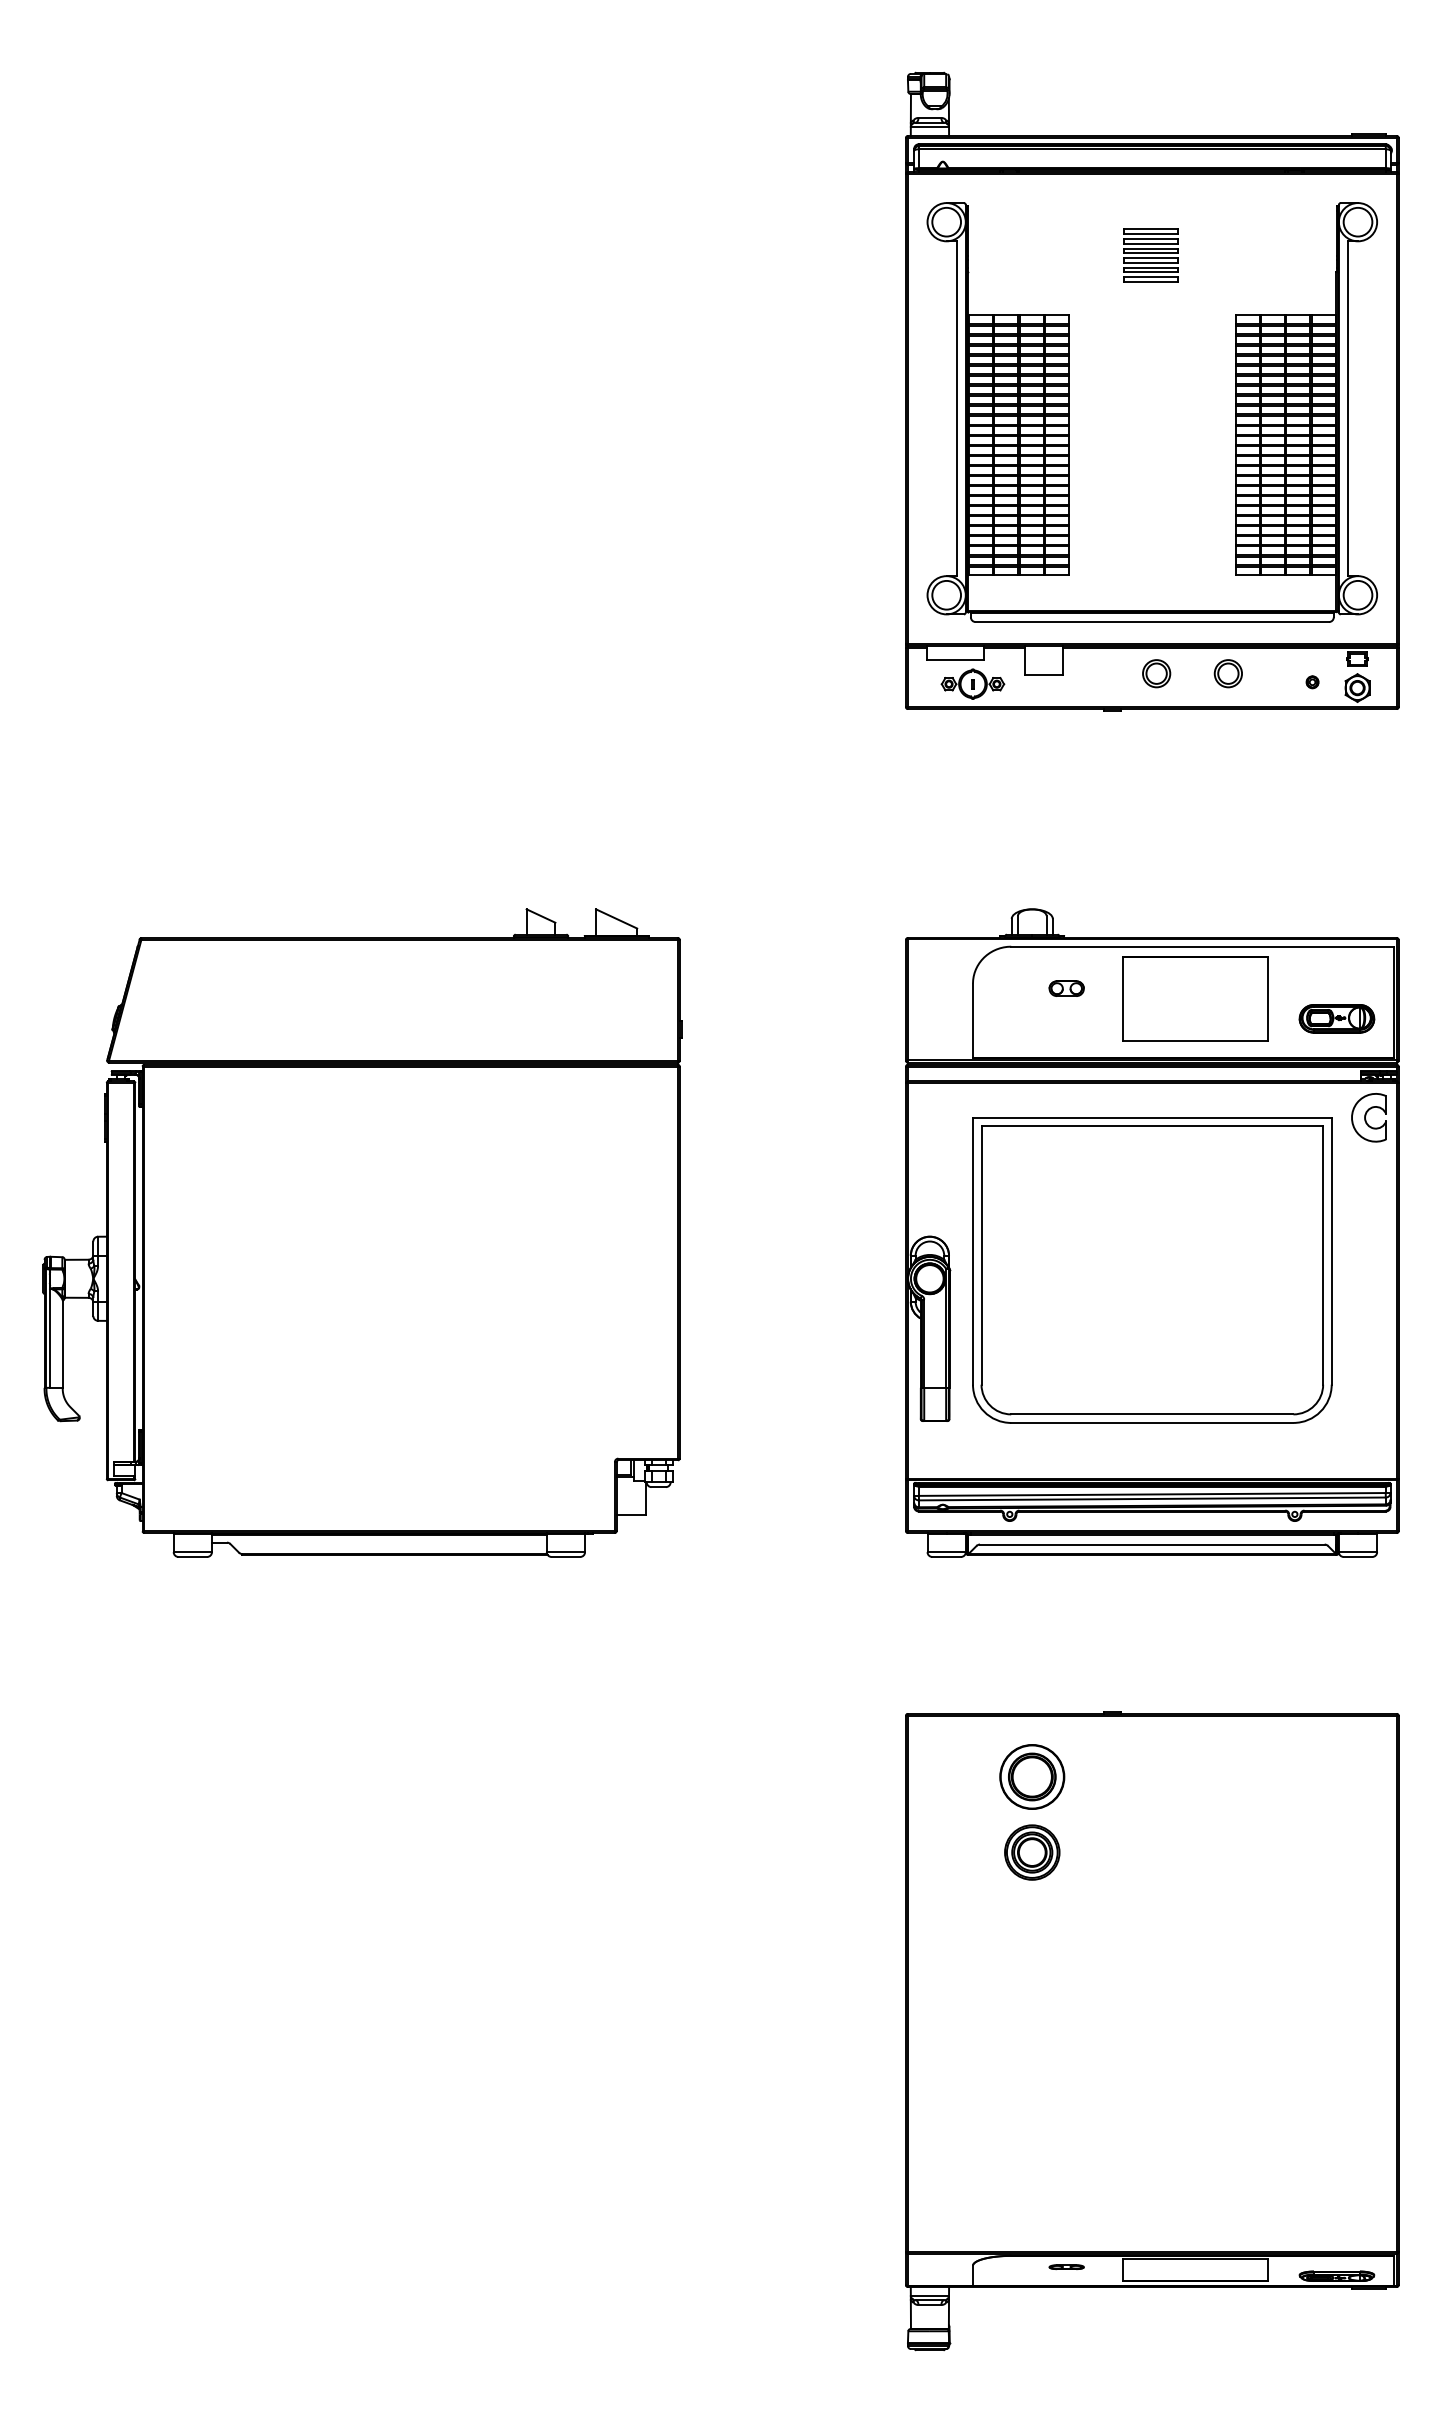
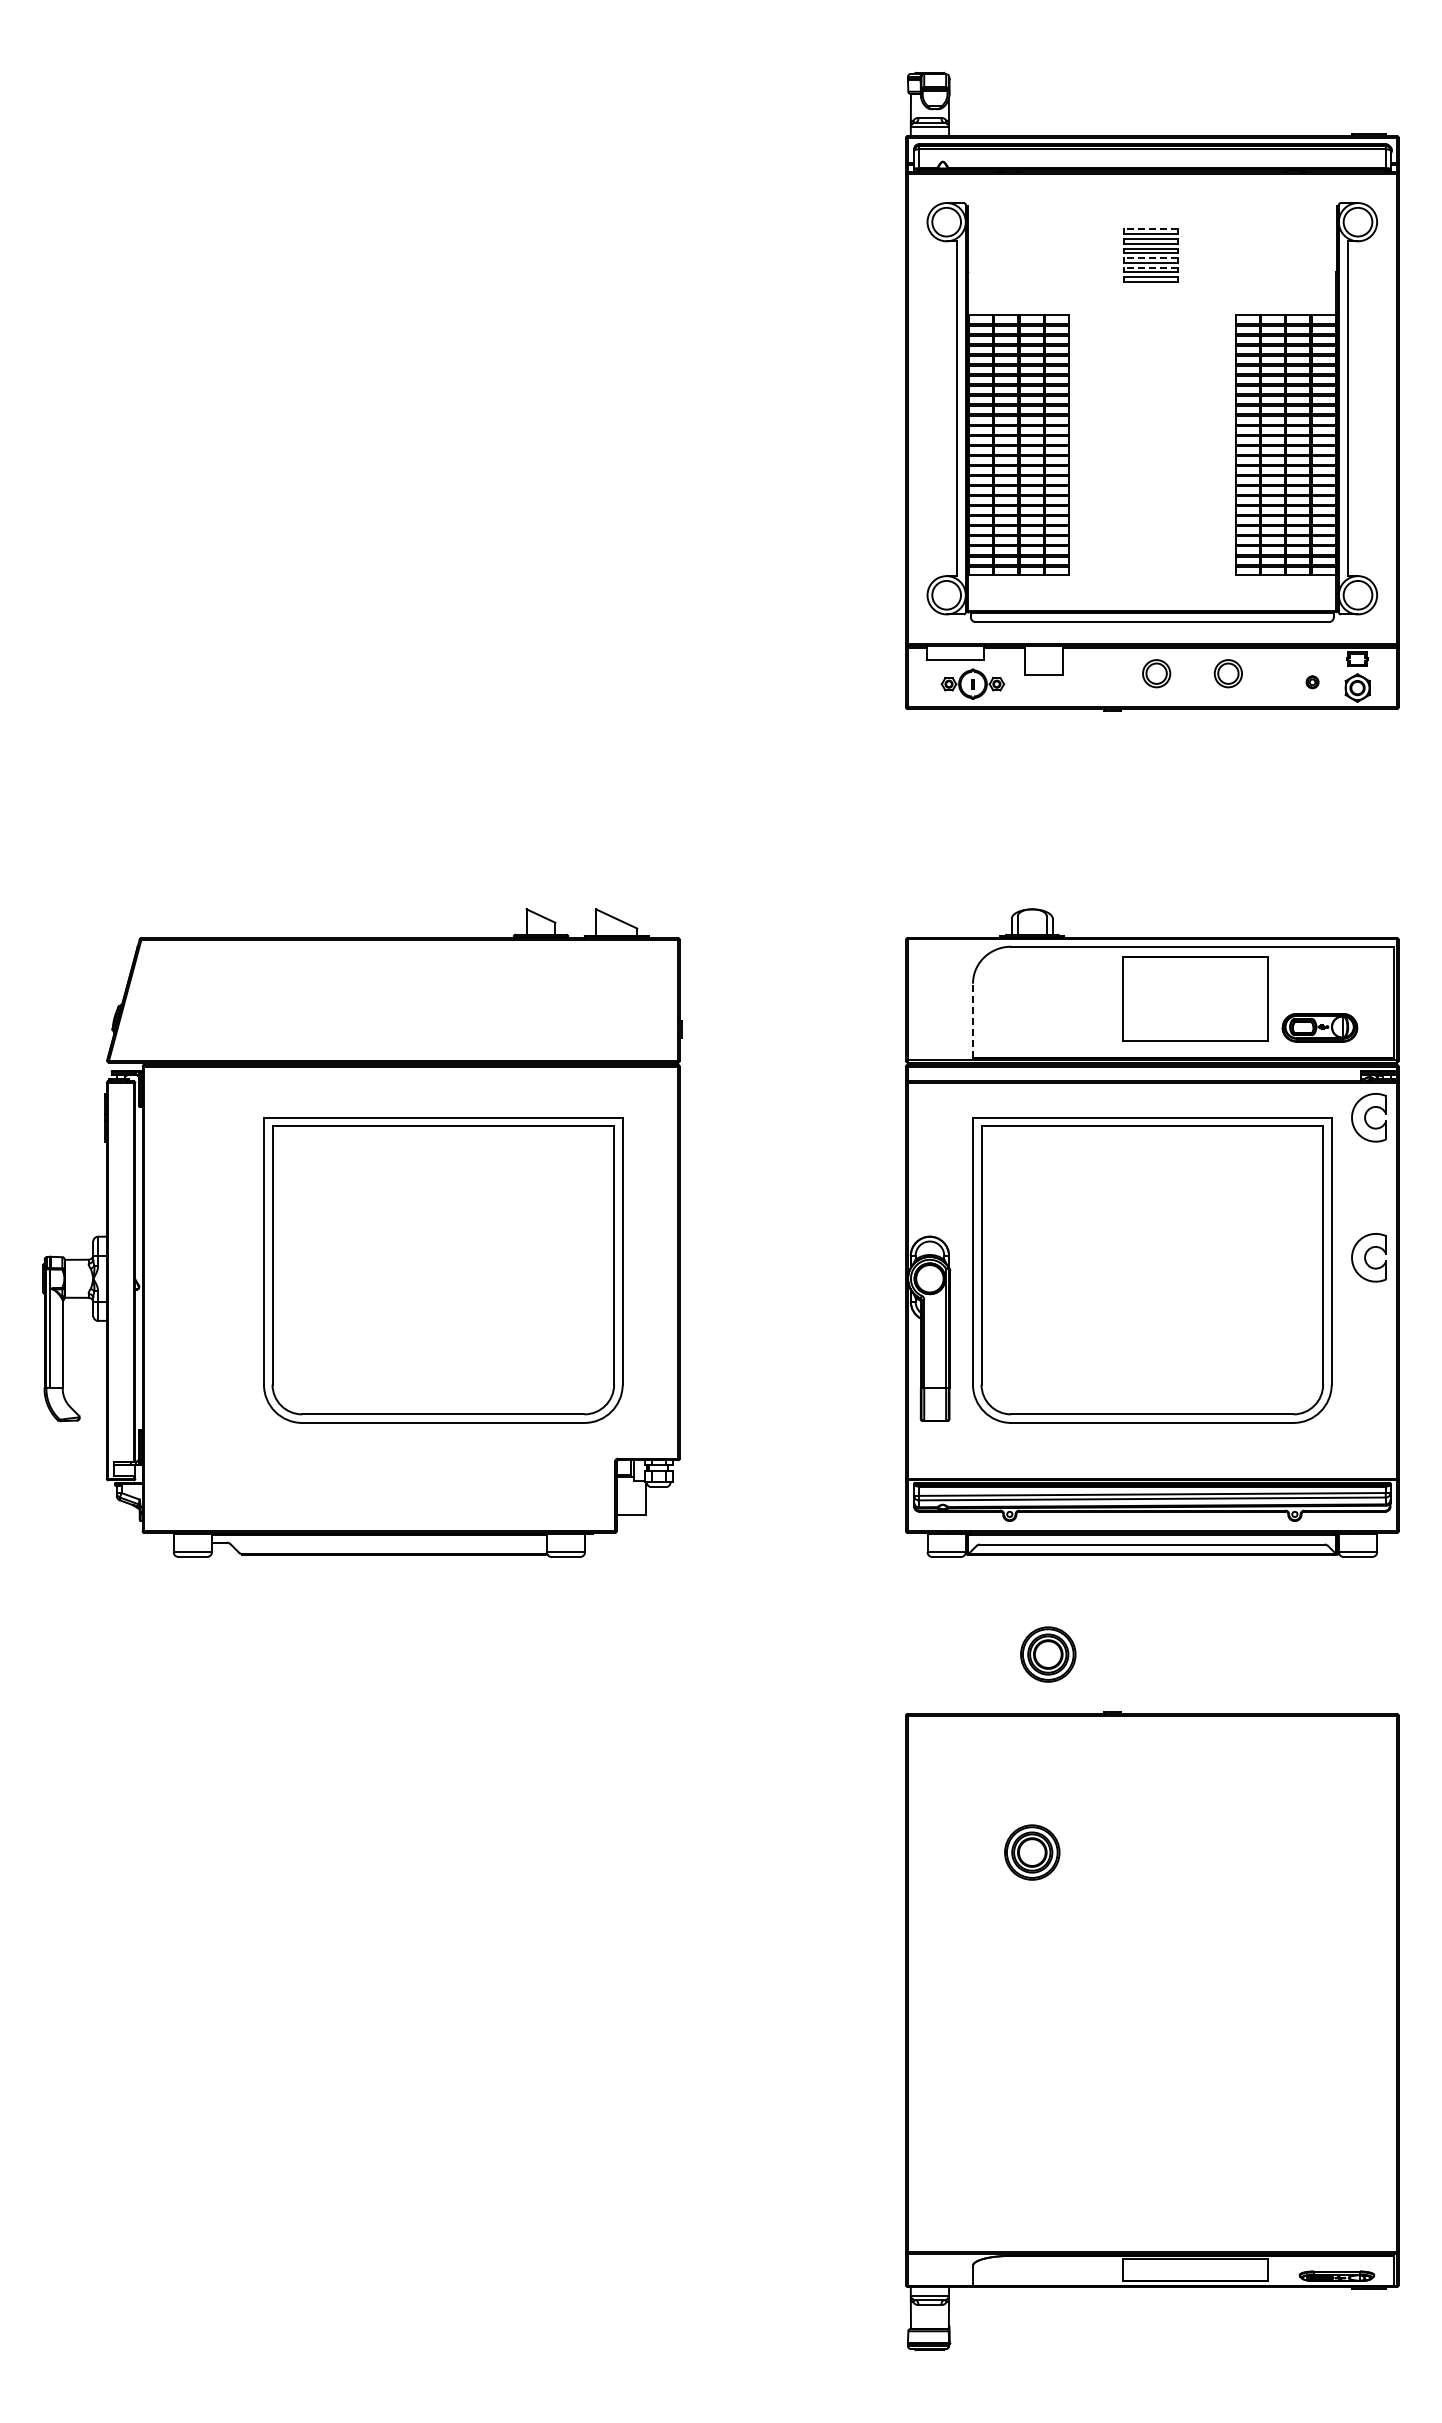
line: solid -> dashed (1150, 229)
line: solid -> dashed (1150, 258)
line: solid -> dashed (1150, 267)
part: present -> none (1066, 988)
part position: (1336, 1018) -> (1319, 1027) (1319, 1027)
line: solid -> dashed (972, 1020)
part: none -> present (1368, 1257)
part: none -> present (443, 1270)
part: none -> present (1048, 1654)
part: present -> none (1032, 1776)
part: present -> none (1066, 2267)
